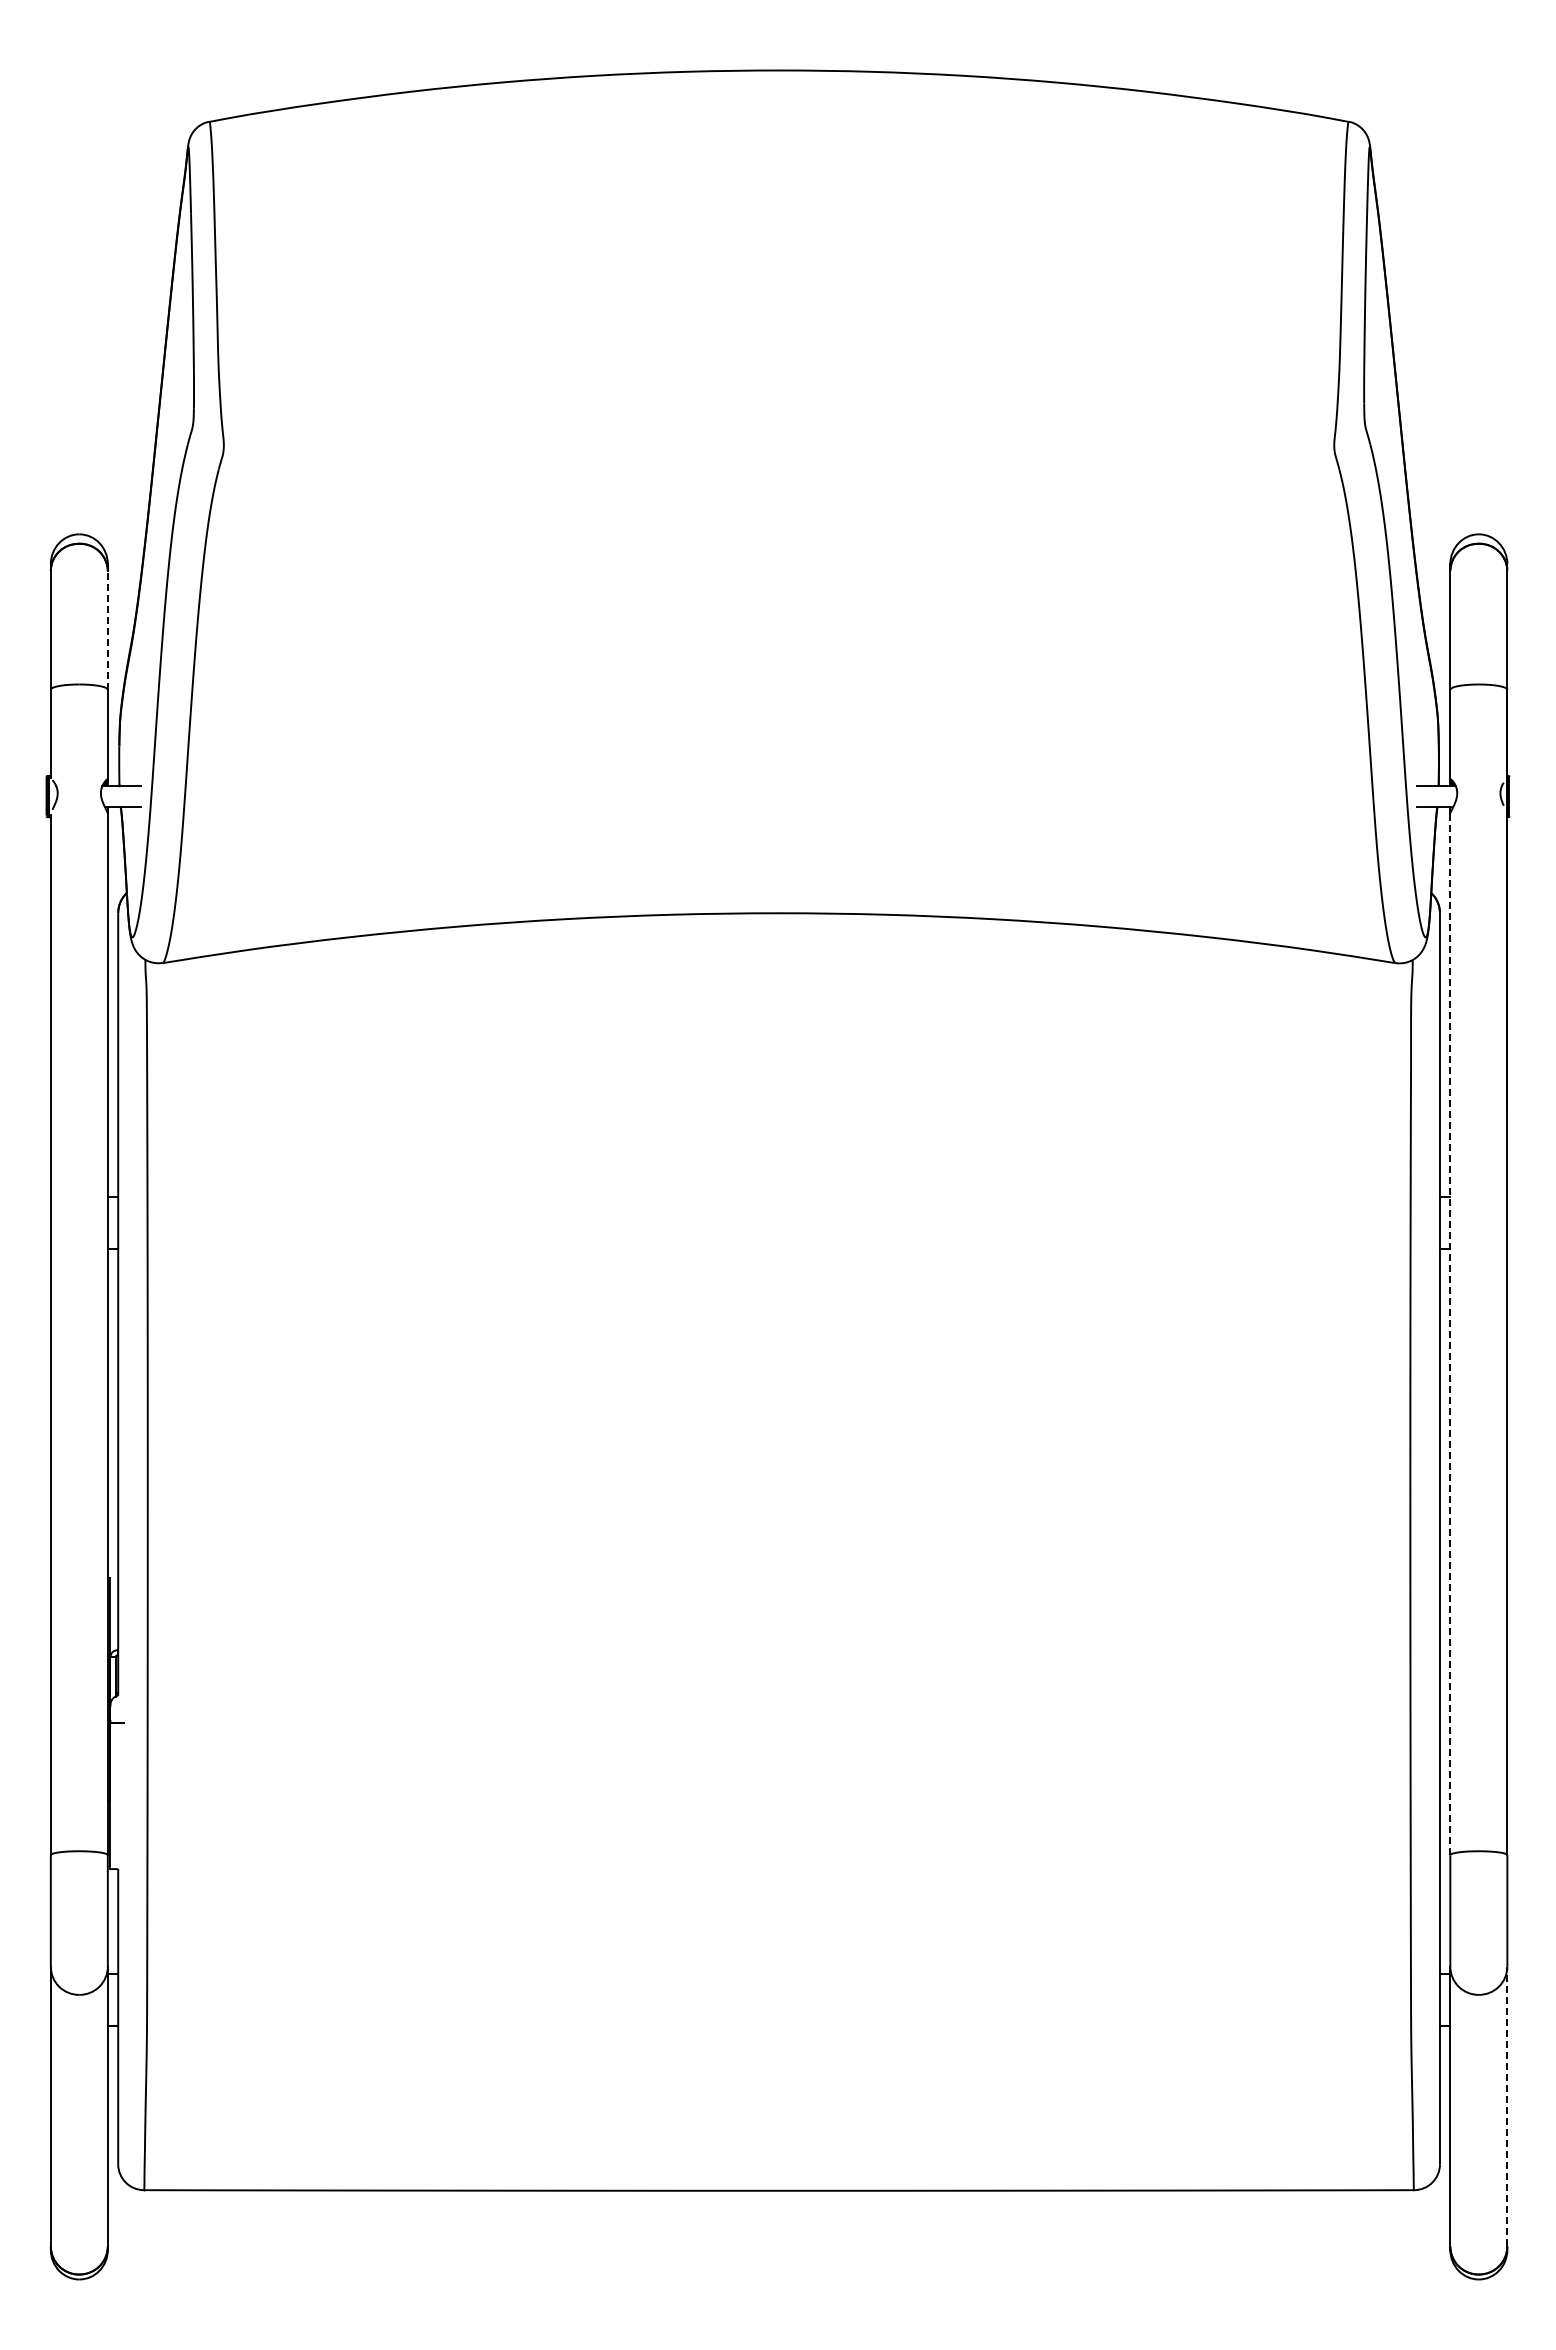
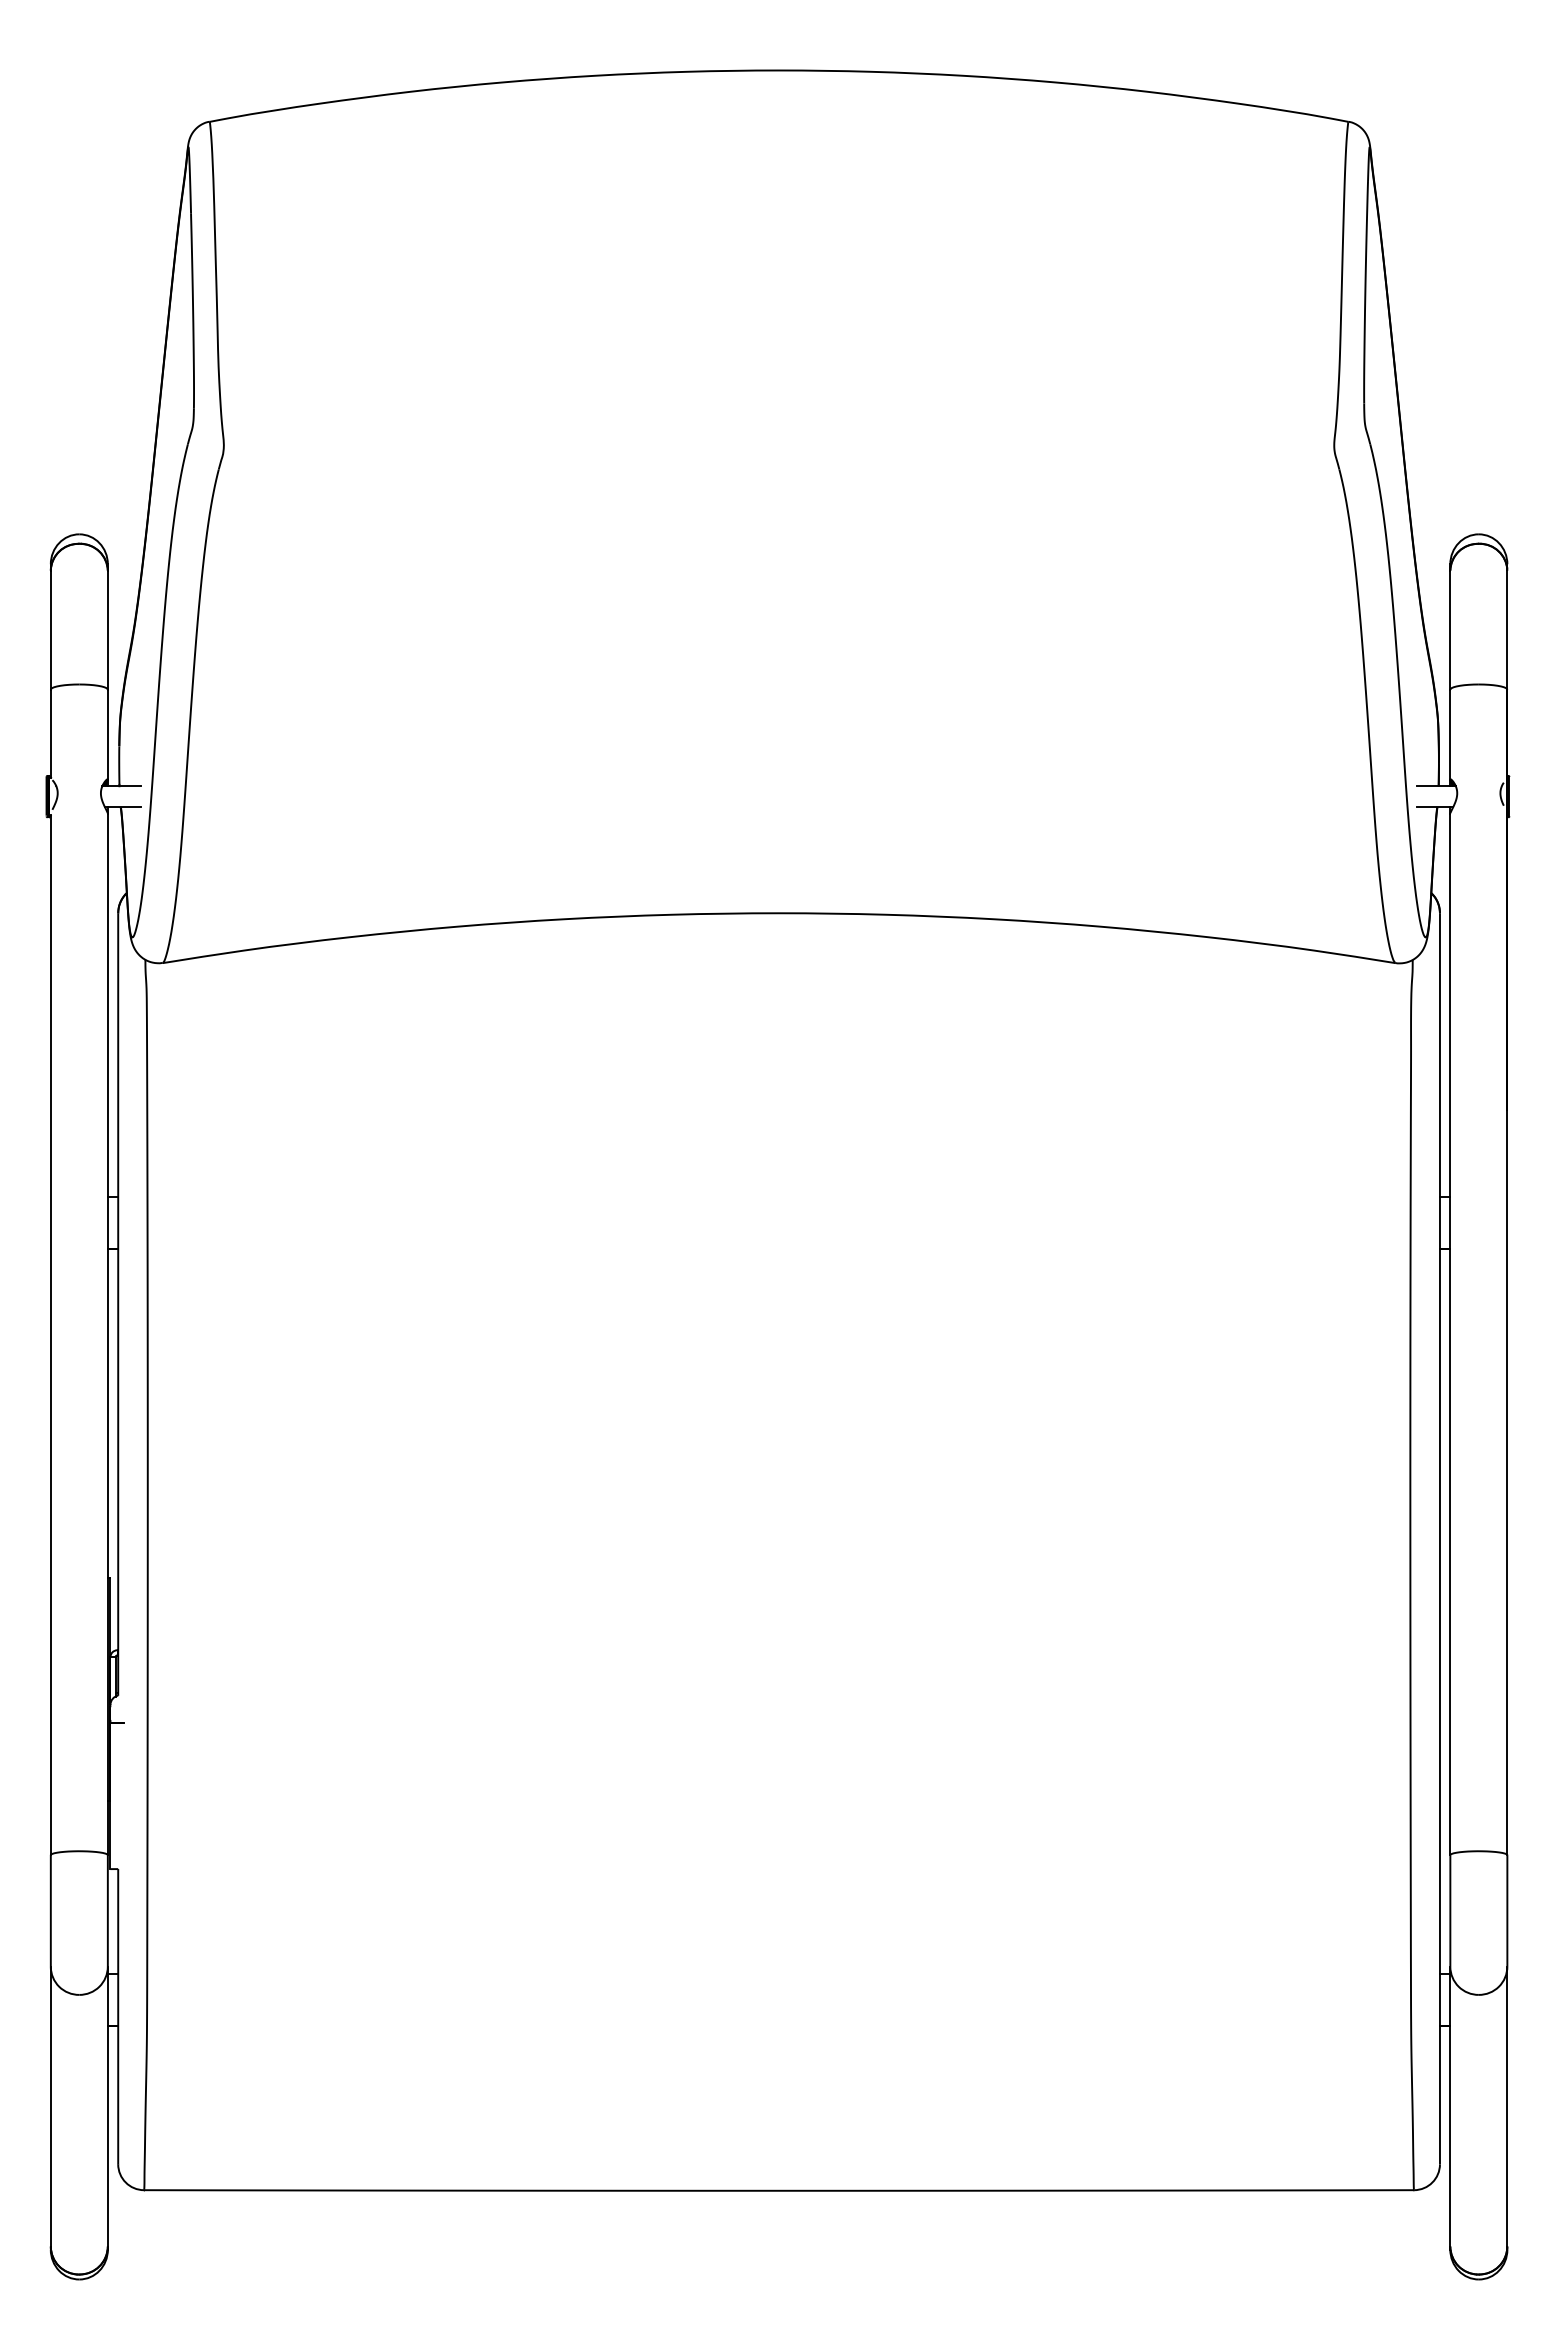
line: dashed -> solid (107, 630)
line: dashed -> solid (1450, 1334)
line: dashed -> solid (1507, 2106)
